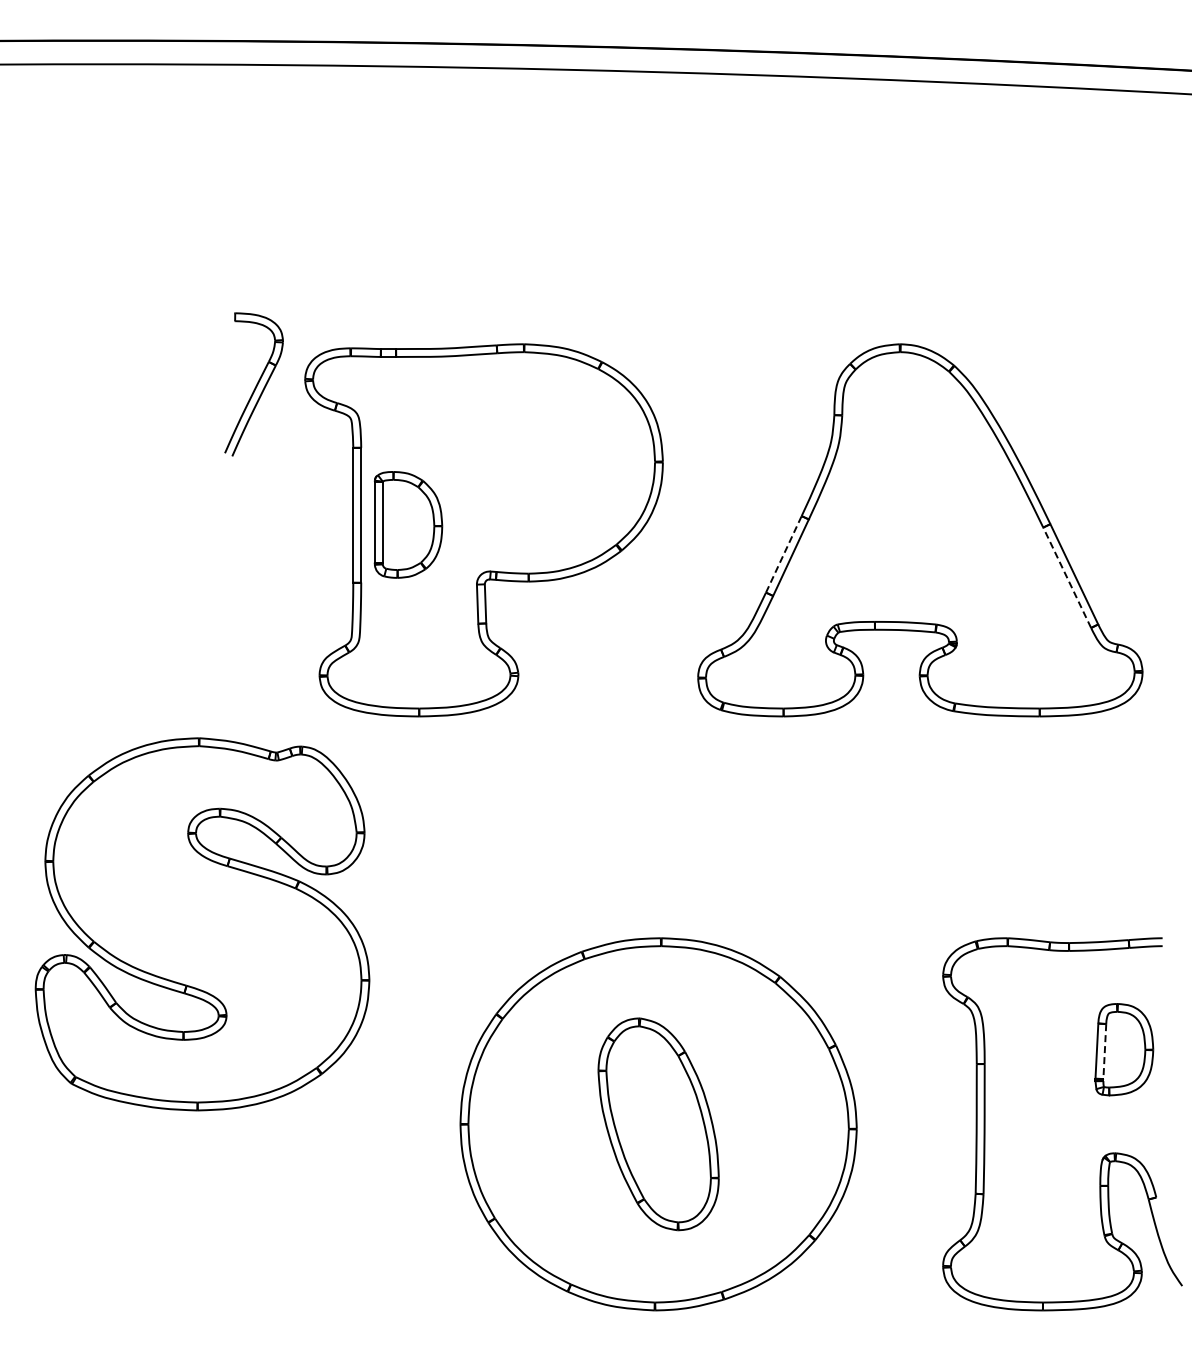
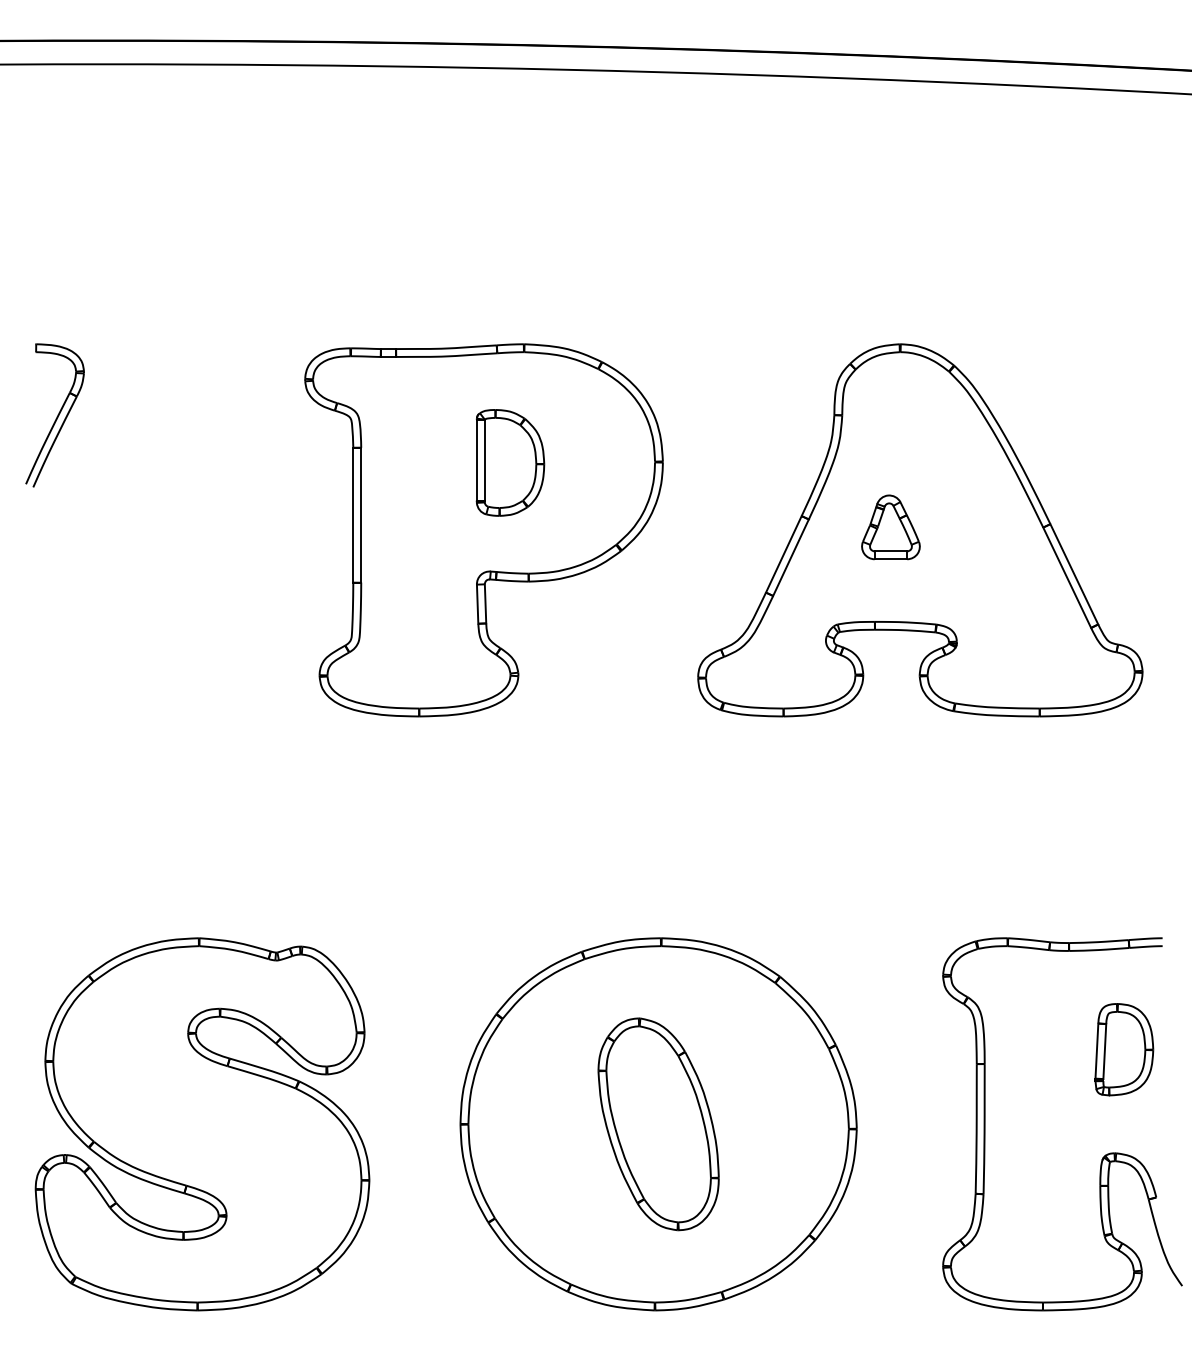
part position: (253, 384) -> (54, 415) (54, 415)
part position: (408, 524) -> (510, 462) (510, 462)
part: none -> present (890, 527)
line: dashed -> solid (784, 553)
line: dashed -> solid (1067, 577)
part position: (202, 924) -> (202, 1124) (202, 1124)
line: dashed -> solid (1104, 1052)
